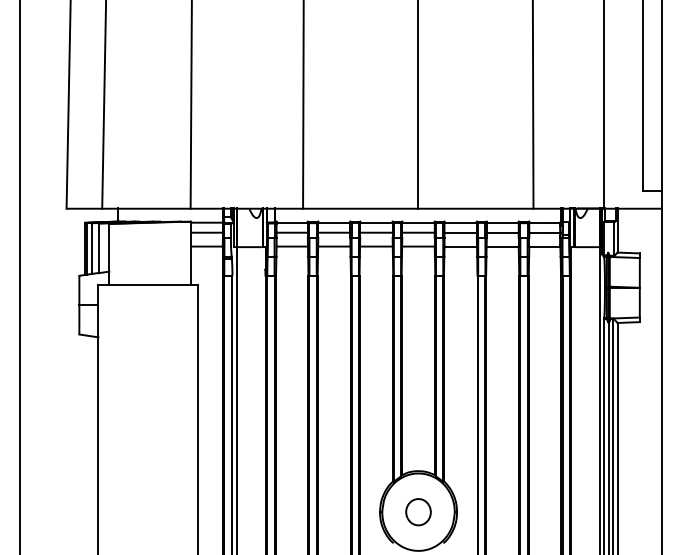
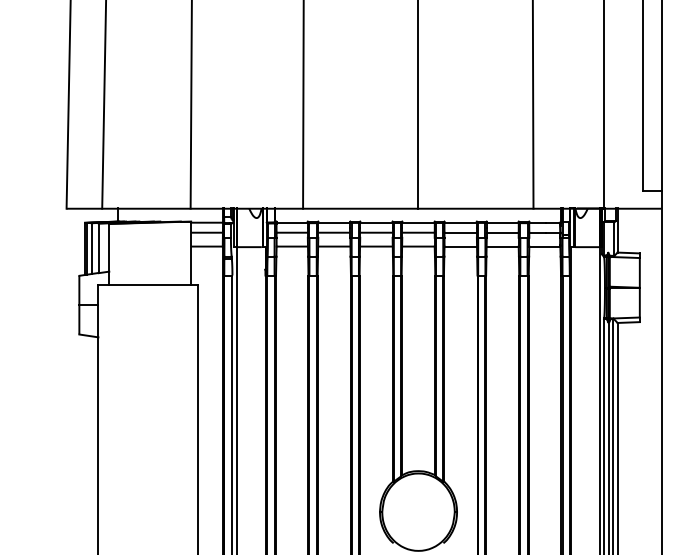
line: present -> none (20, 276)
part: present -> none (418, 512)
